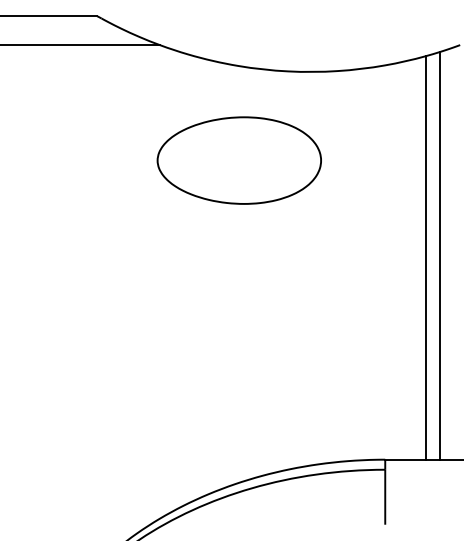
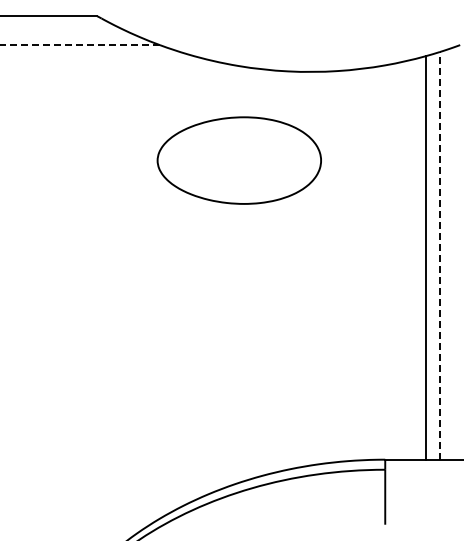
line: solid -> dashed (80, 45)
line: solid -> dashed (440, 255)
